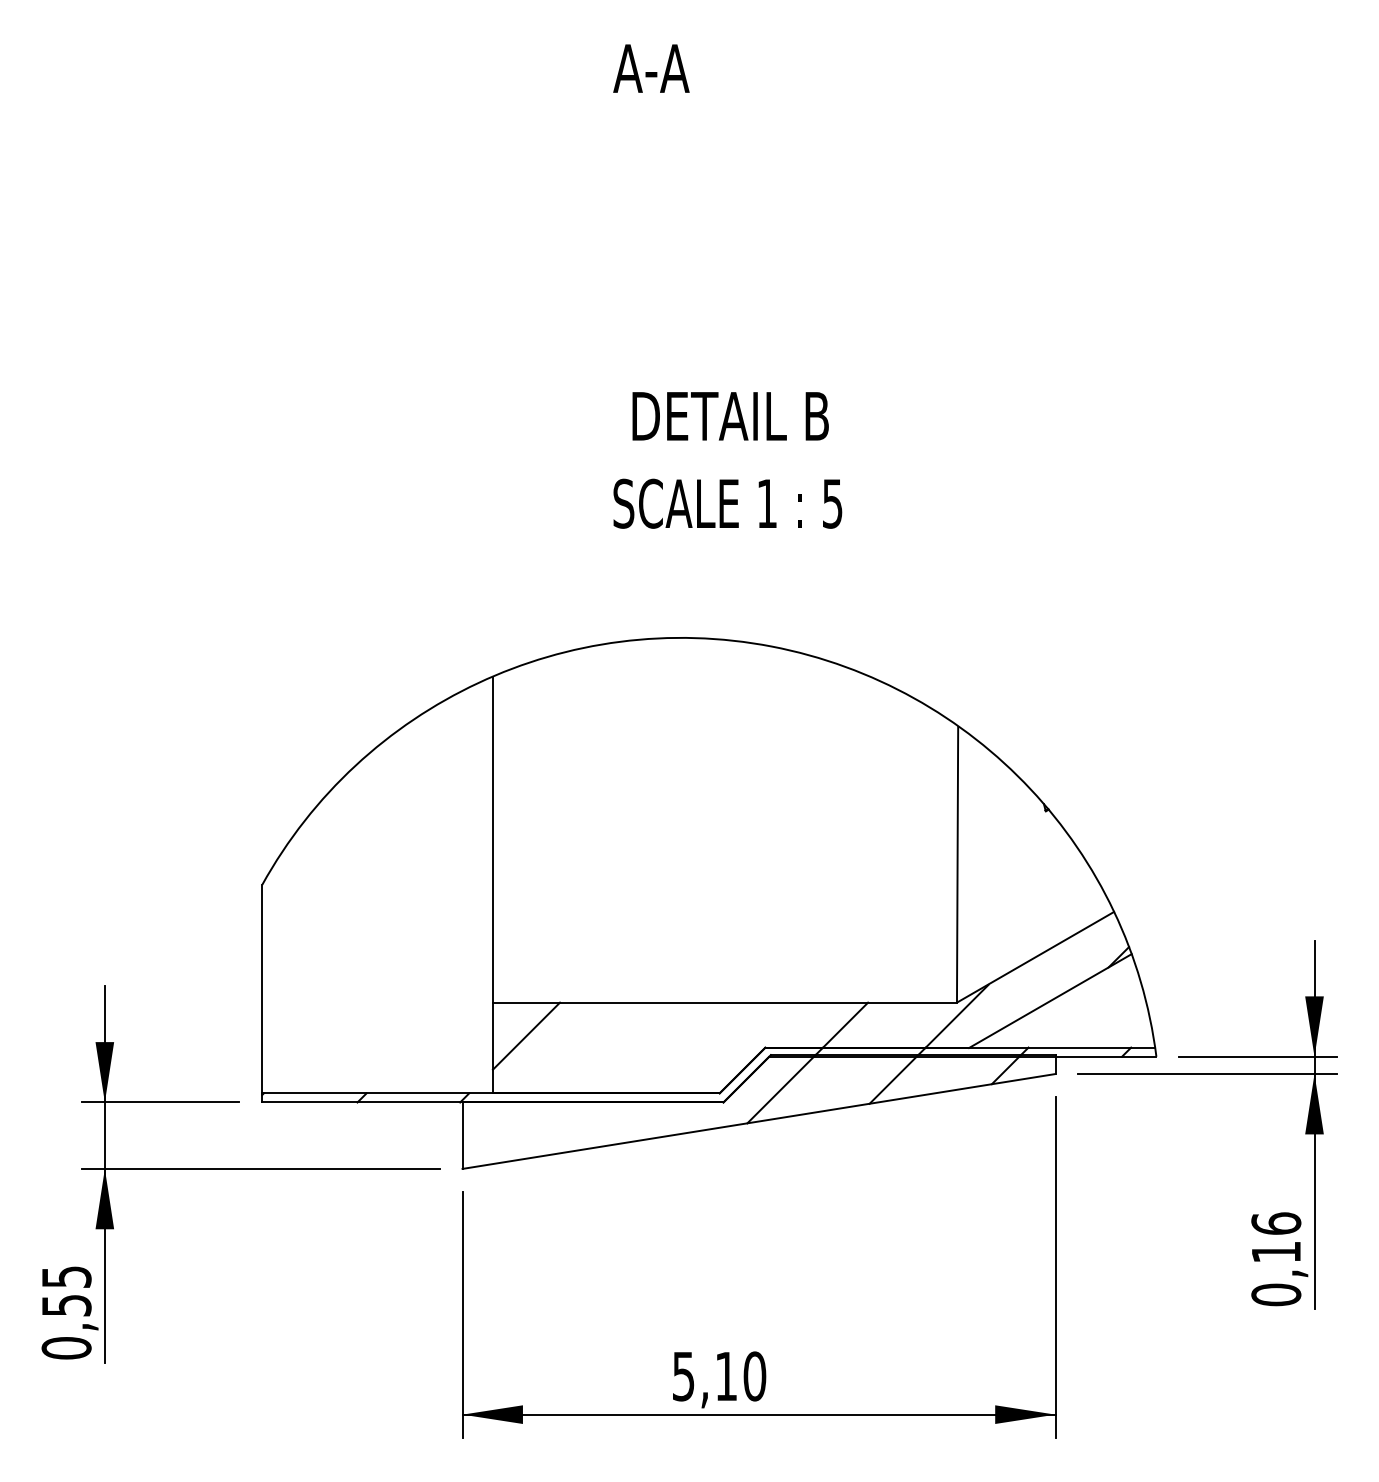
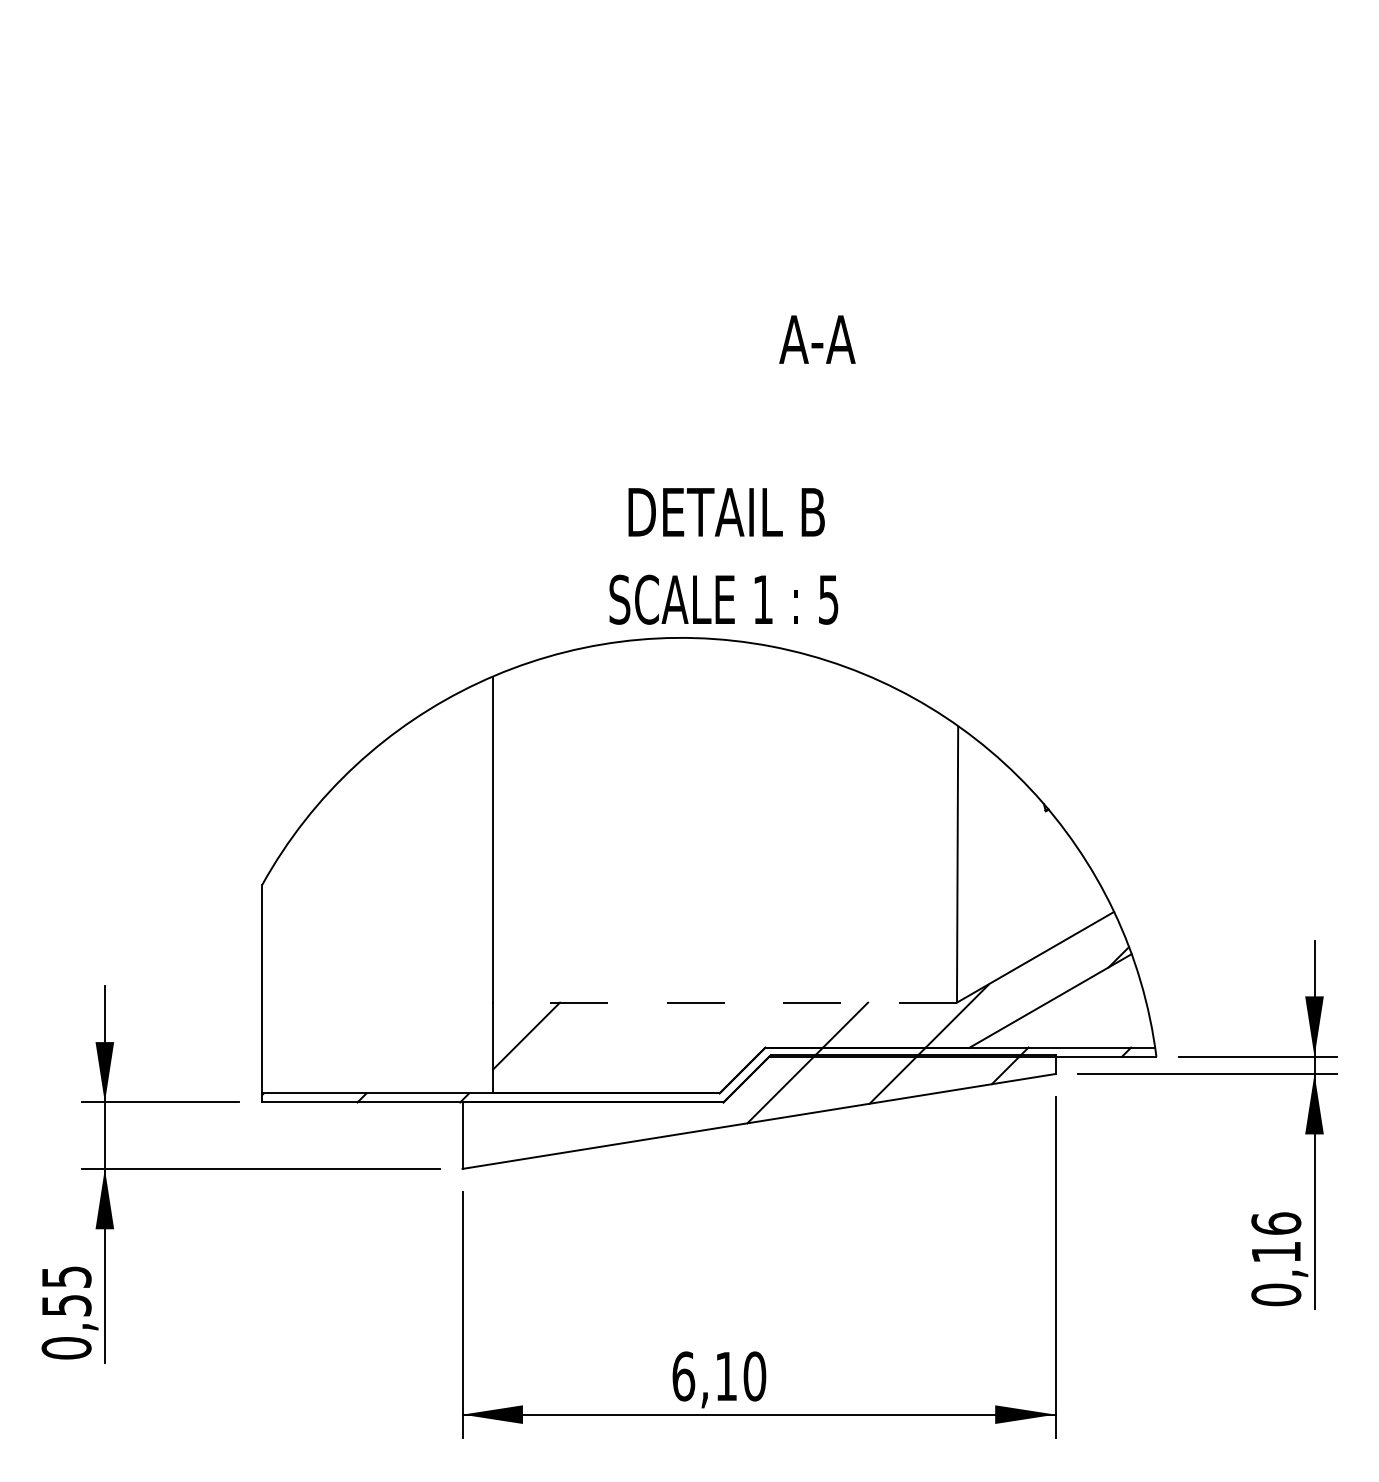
text position: (651, 68) -> (817, 339) (817, 339)
text position: (727, 460) -> (723, 556) (723, 556)
line: solid -> dashed (724, 1002)
text: 5,10 -> 6,10 (683, 1376)
